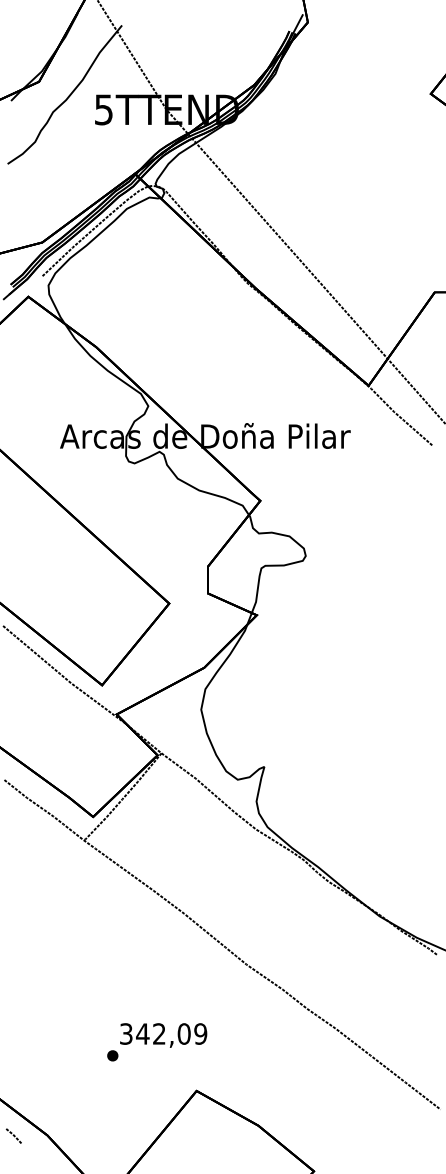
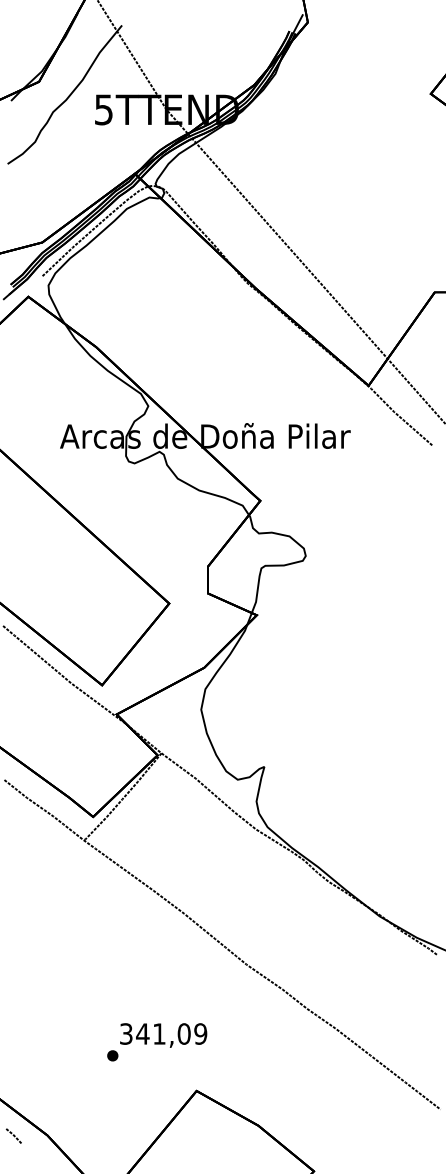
text: 342,09 -> 341,09 (159, 1033)
